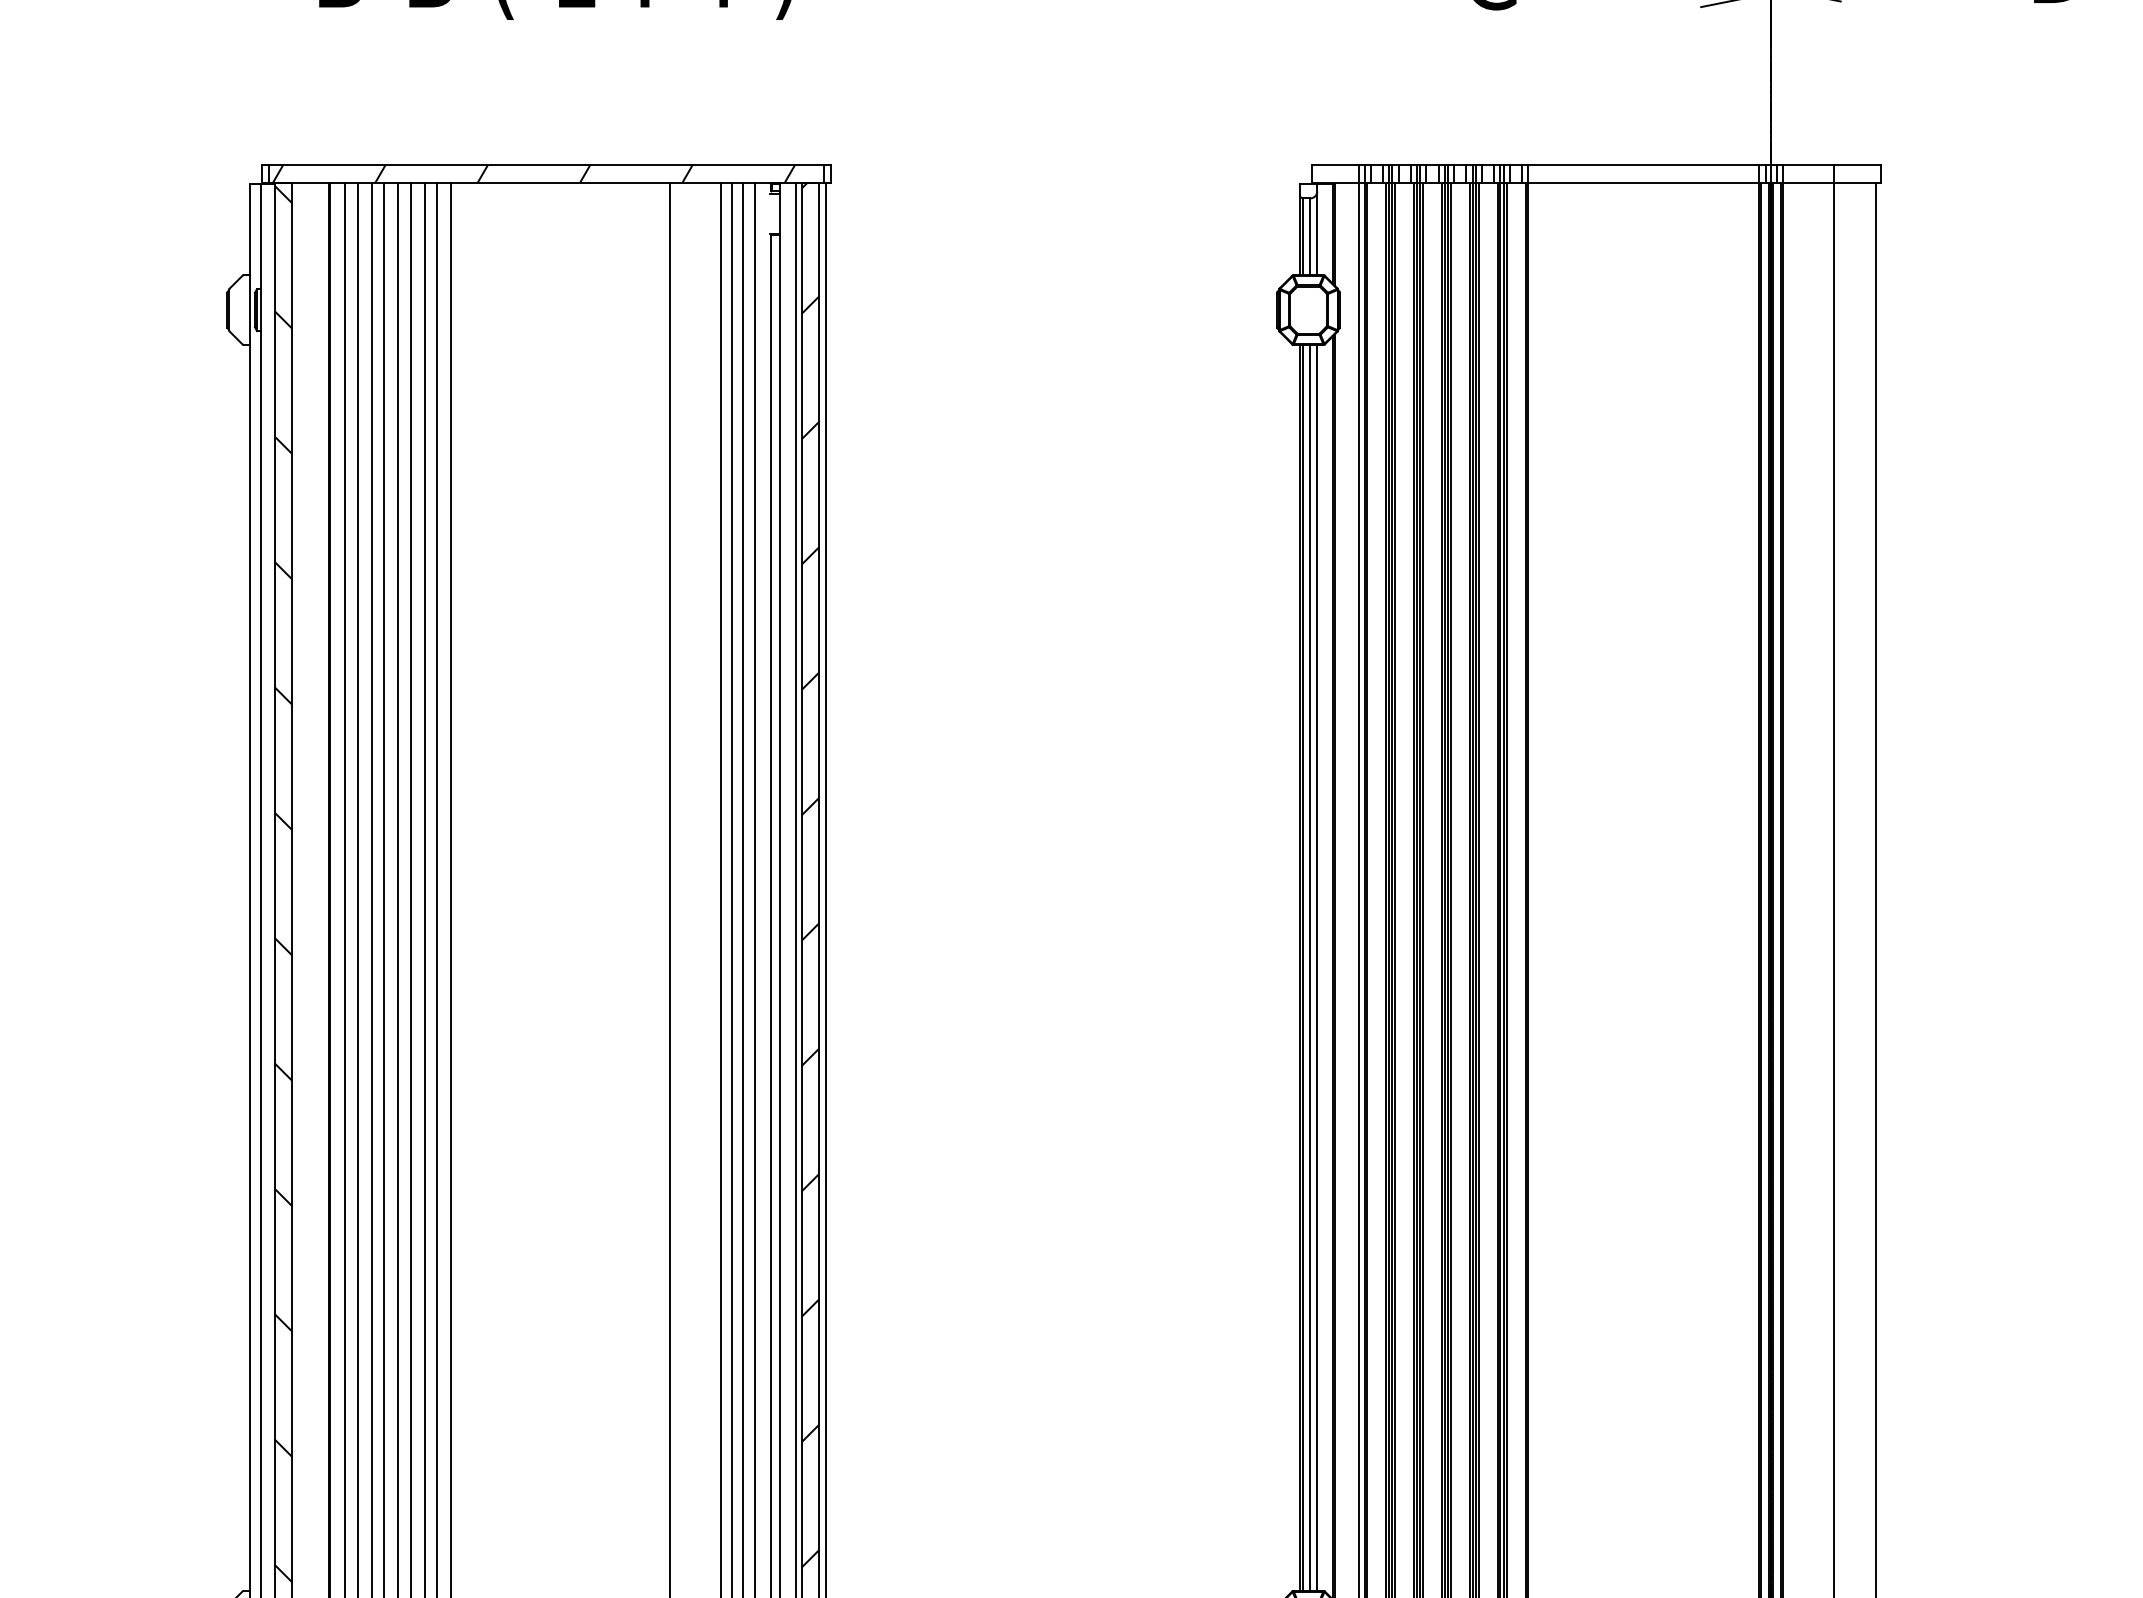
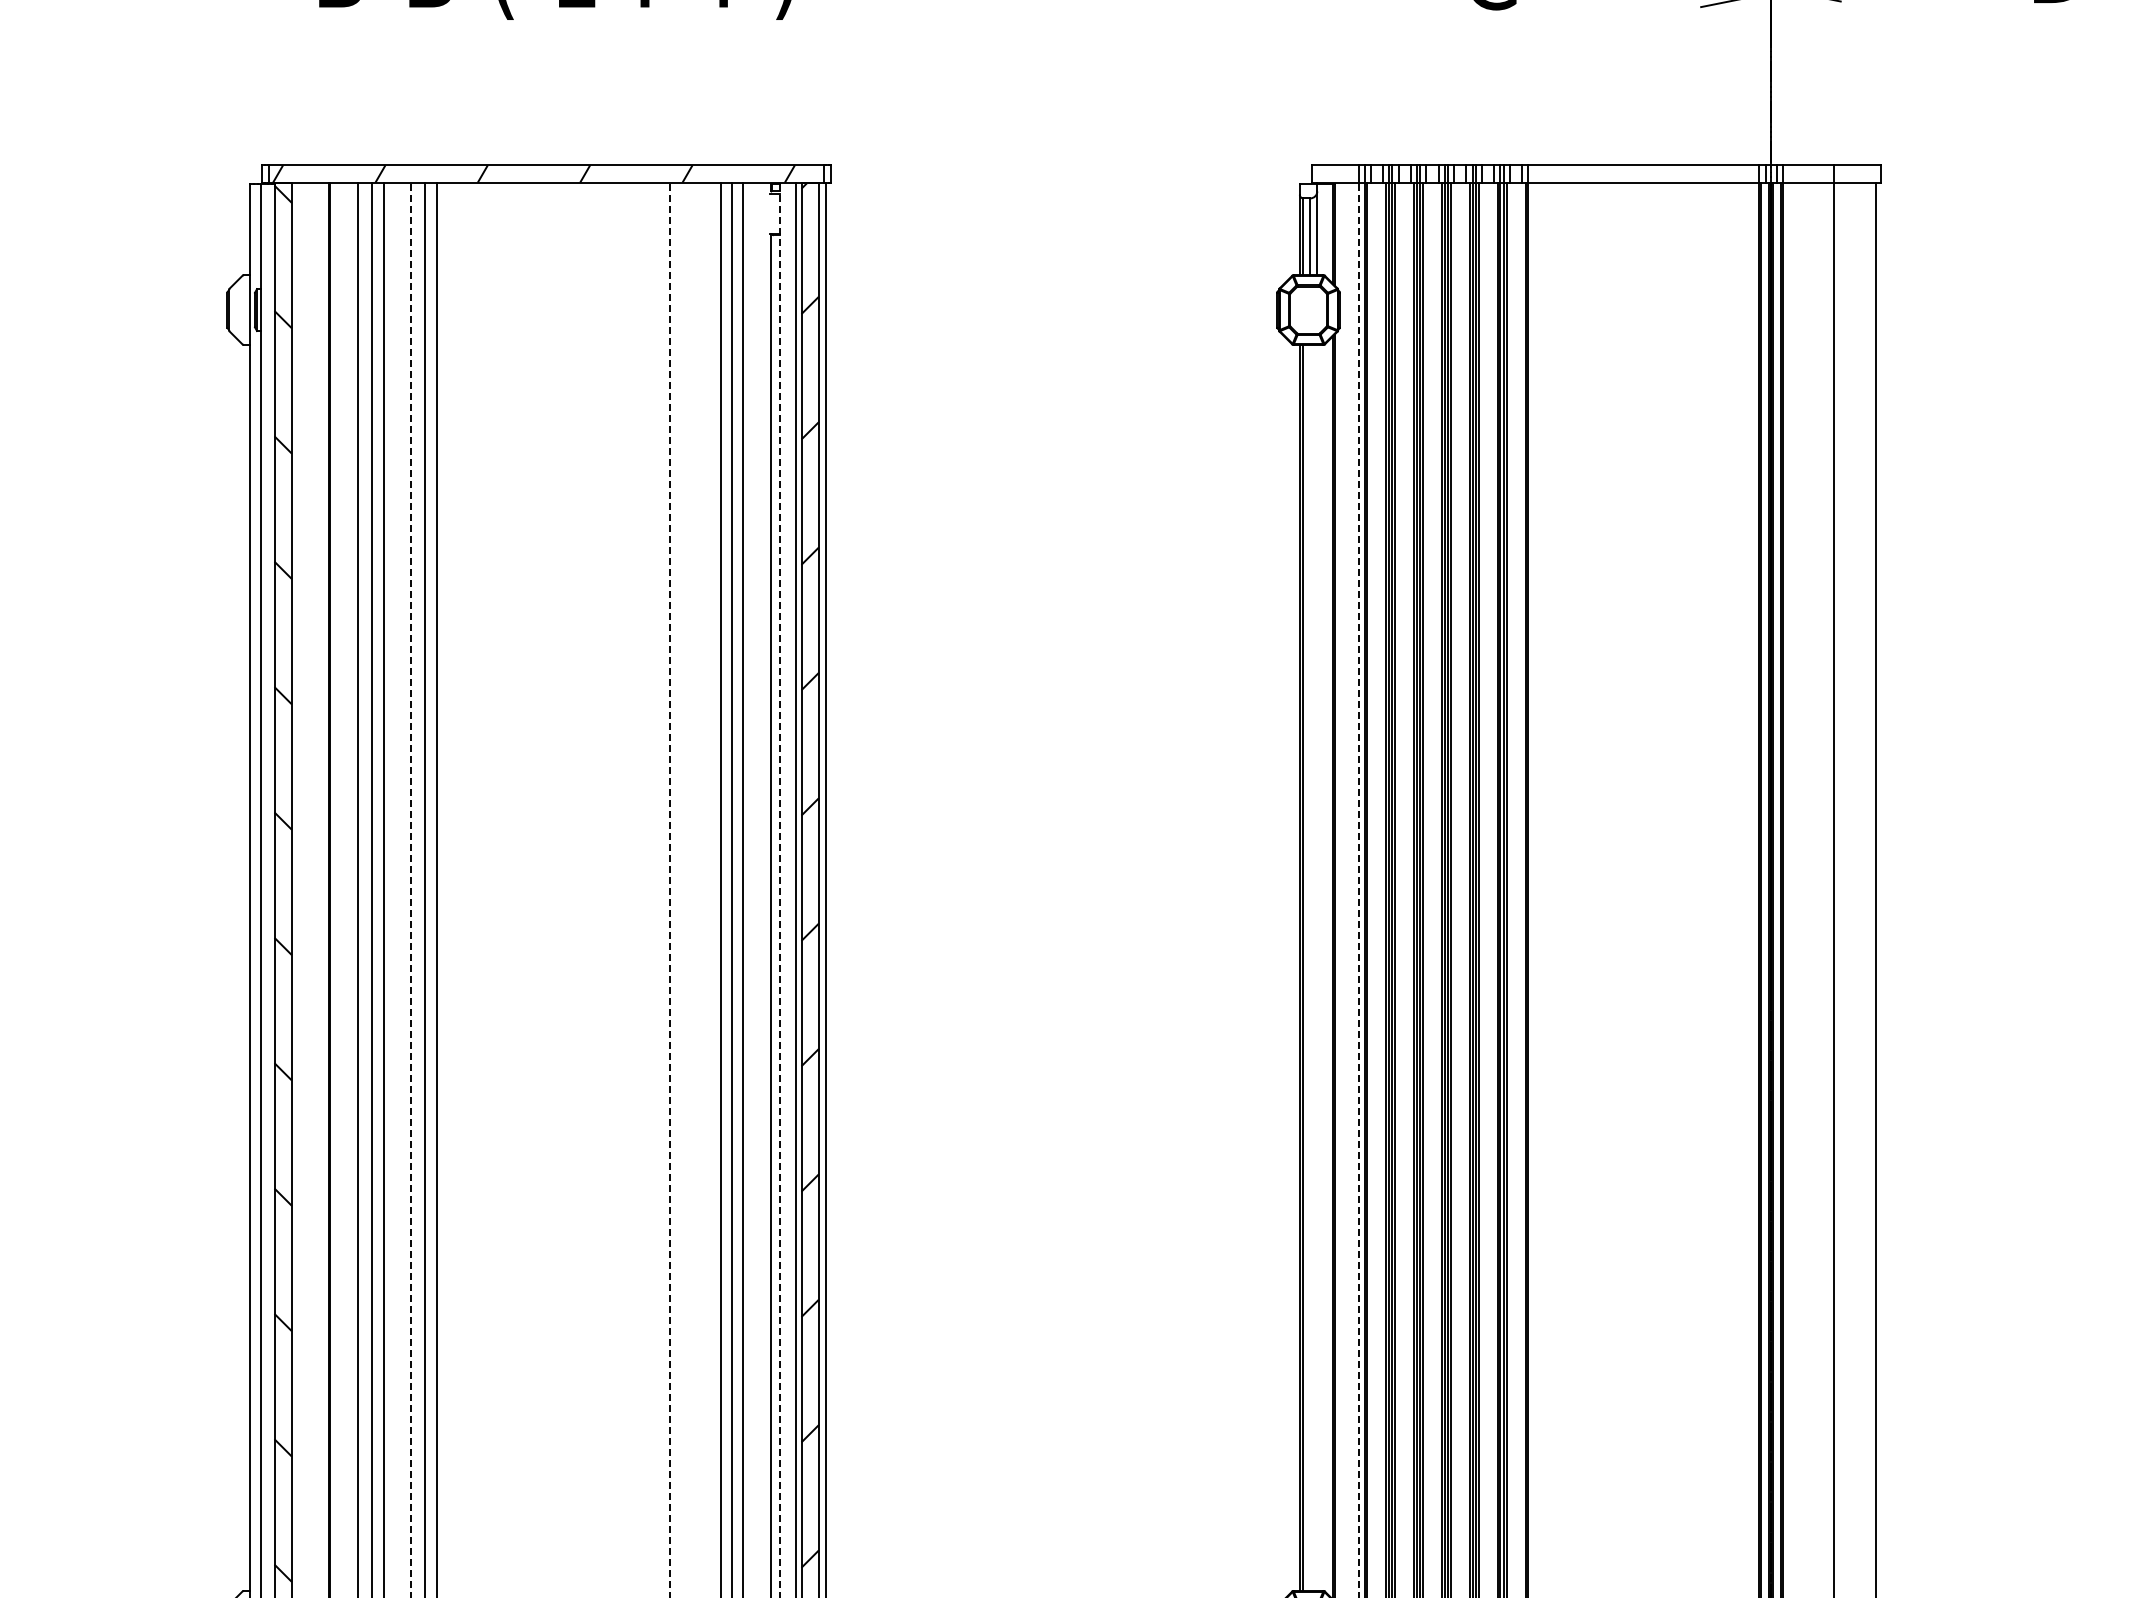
line: present -> none (345, 888)
line: present -> none (398, 888)
line: present -> none (451, 888)
line: present -> none (755, 888)
line: solid -> dashed (410, 889)
line: solid -> dashed (670, 889)
line: solid -> dashed (779, 889)
line: solid -> dashed (1359, 889)
line: present -> none (1310, 967)
line: present -> none (1317, 967)
